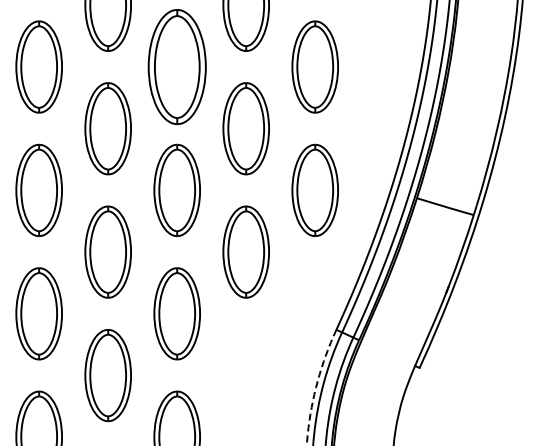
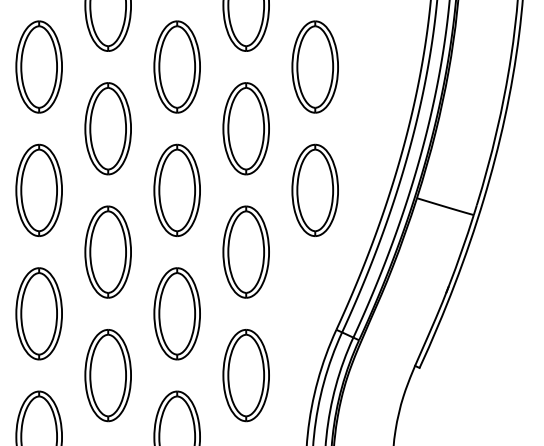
part size: 60x117 px -> 48x94 px (176, 66)
part: none -> present (245, 375)
arc: dashed -> solid (316, 386)
